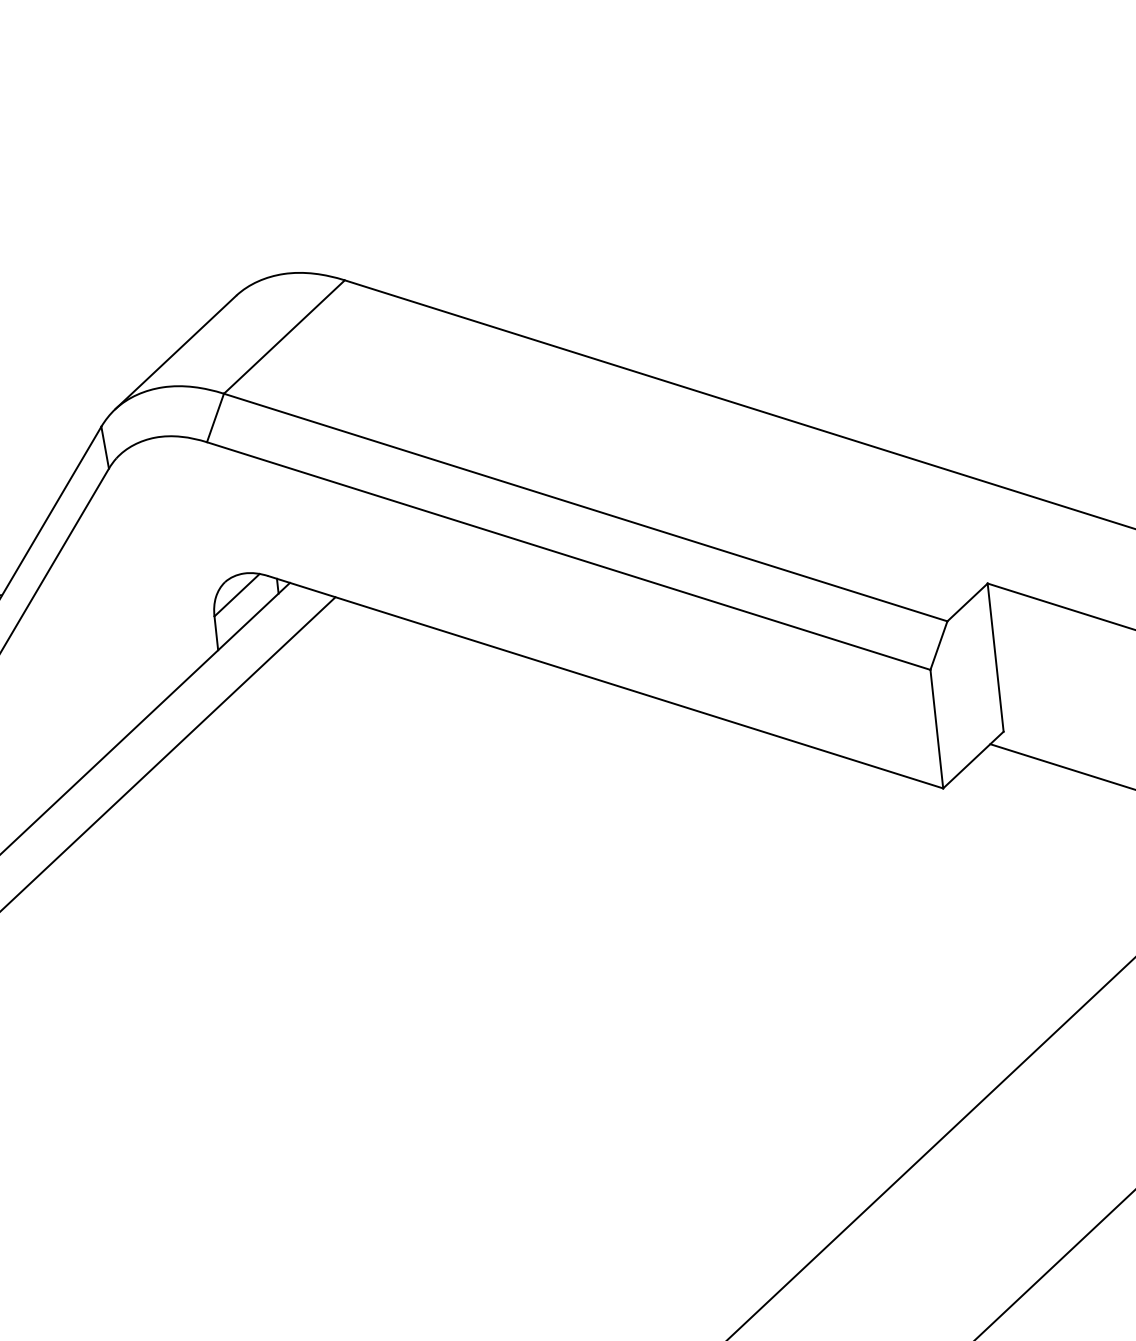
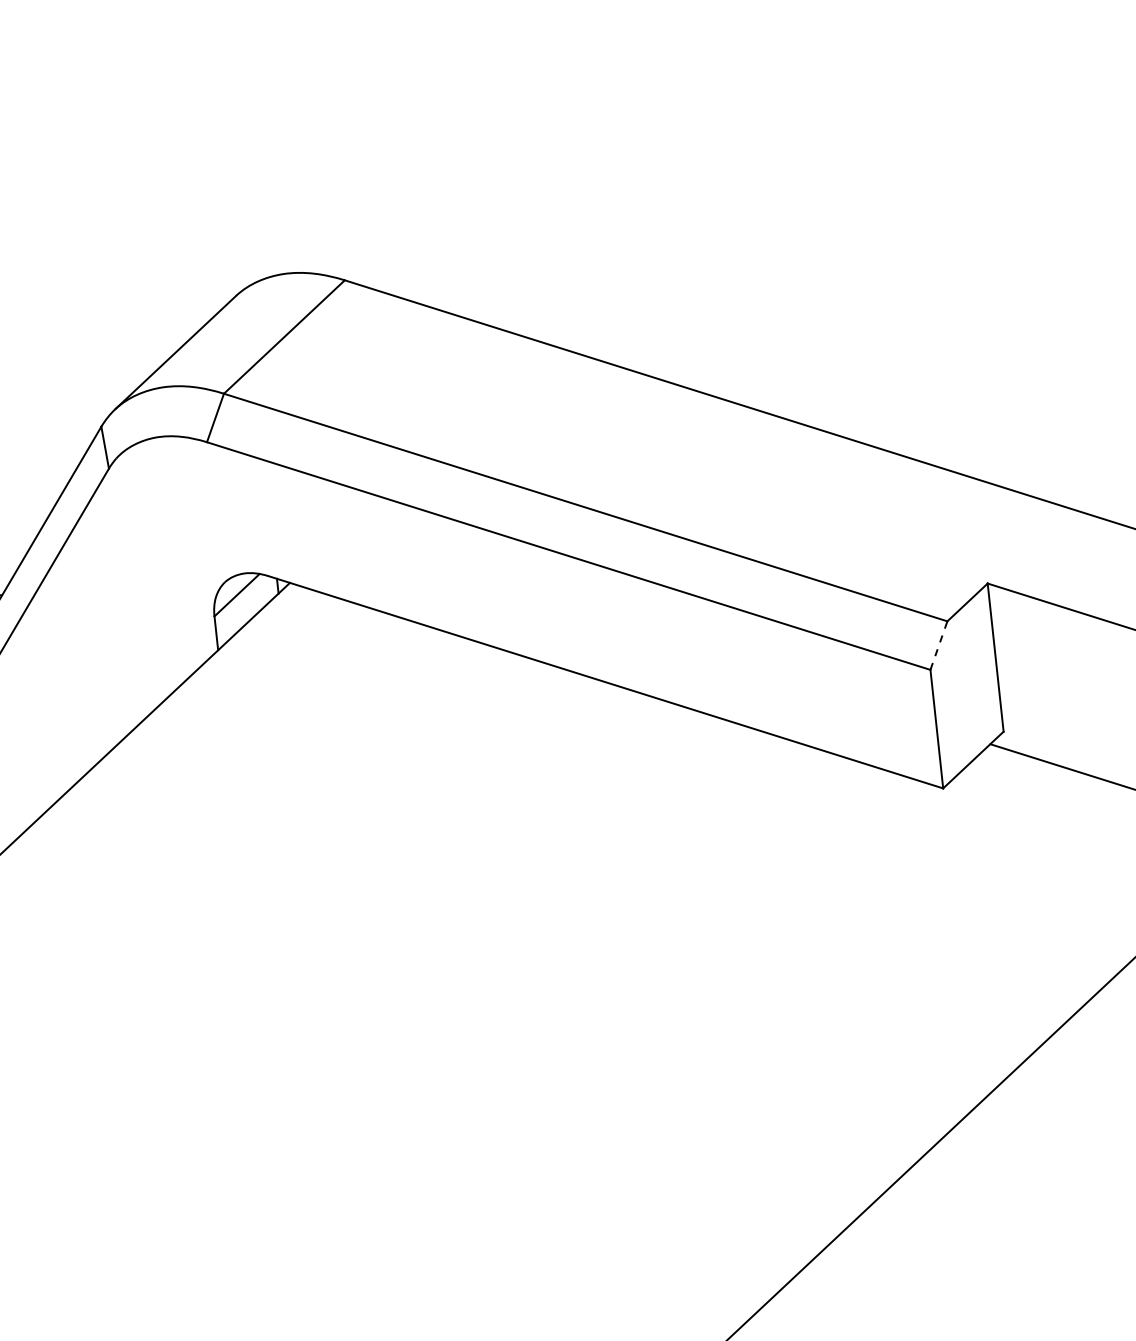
line: solid -> dashed (938, 645)
line: present -> none (168, 753)
line: present -> none (1054, 1264)
